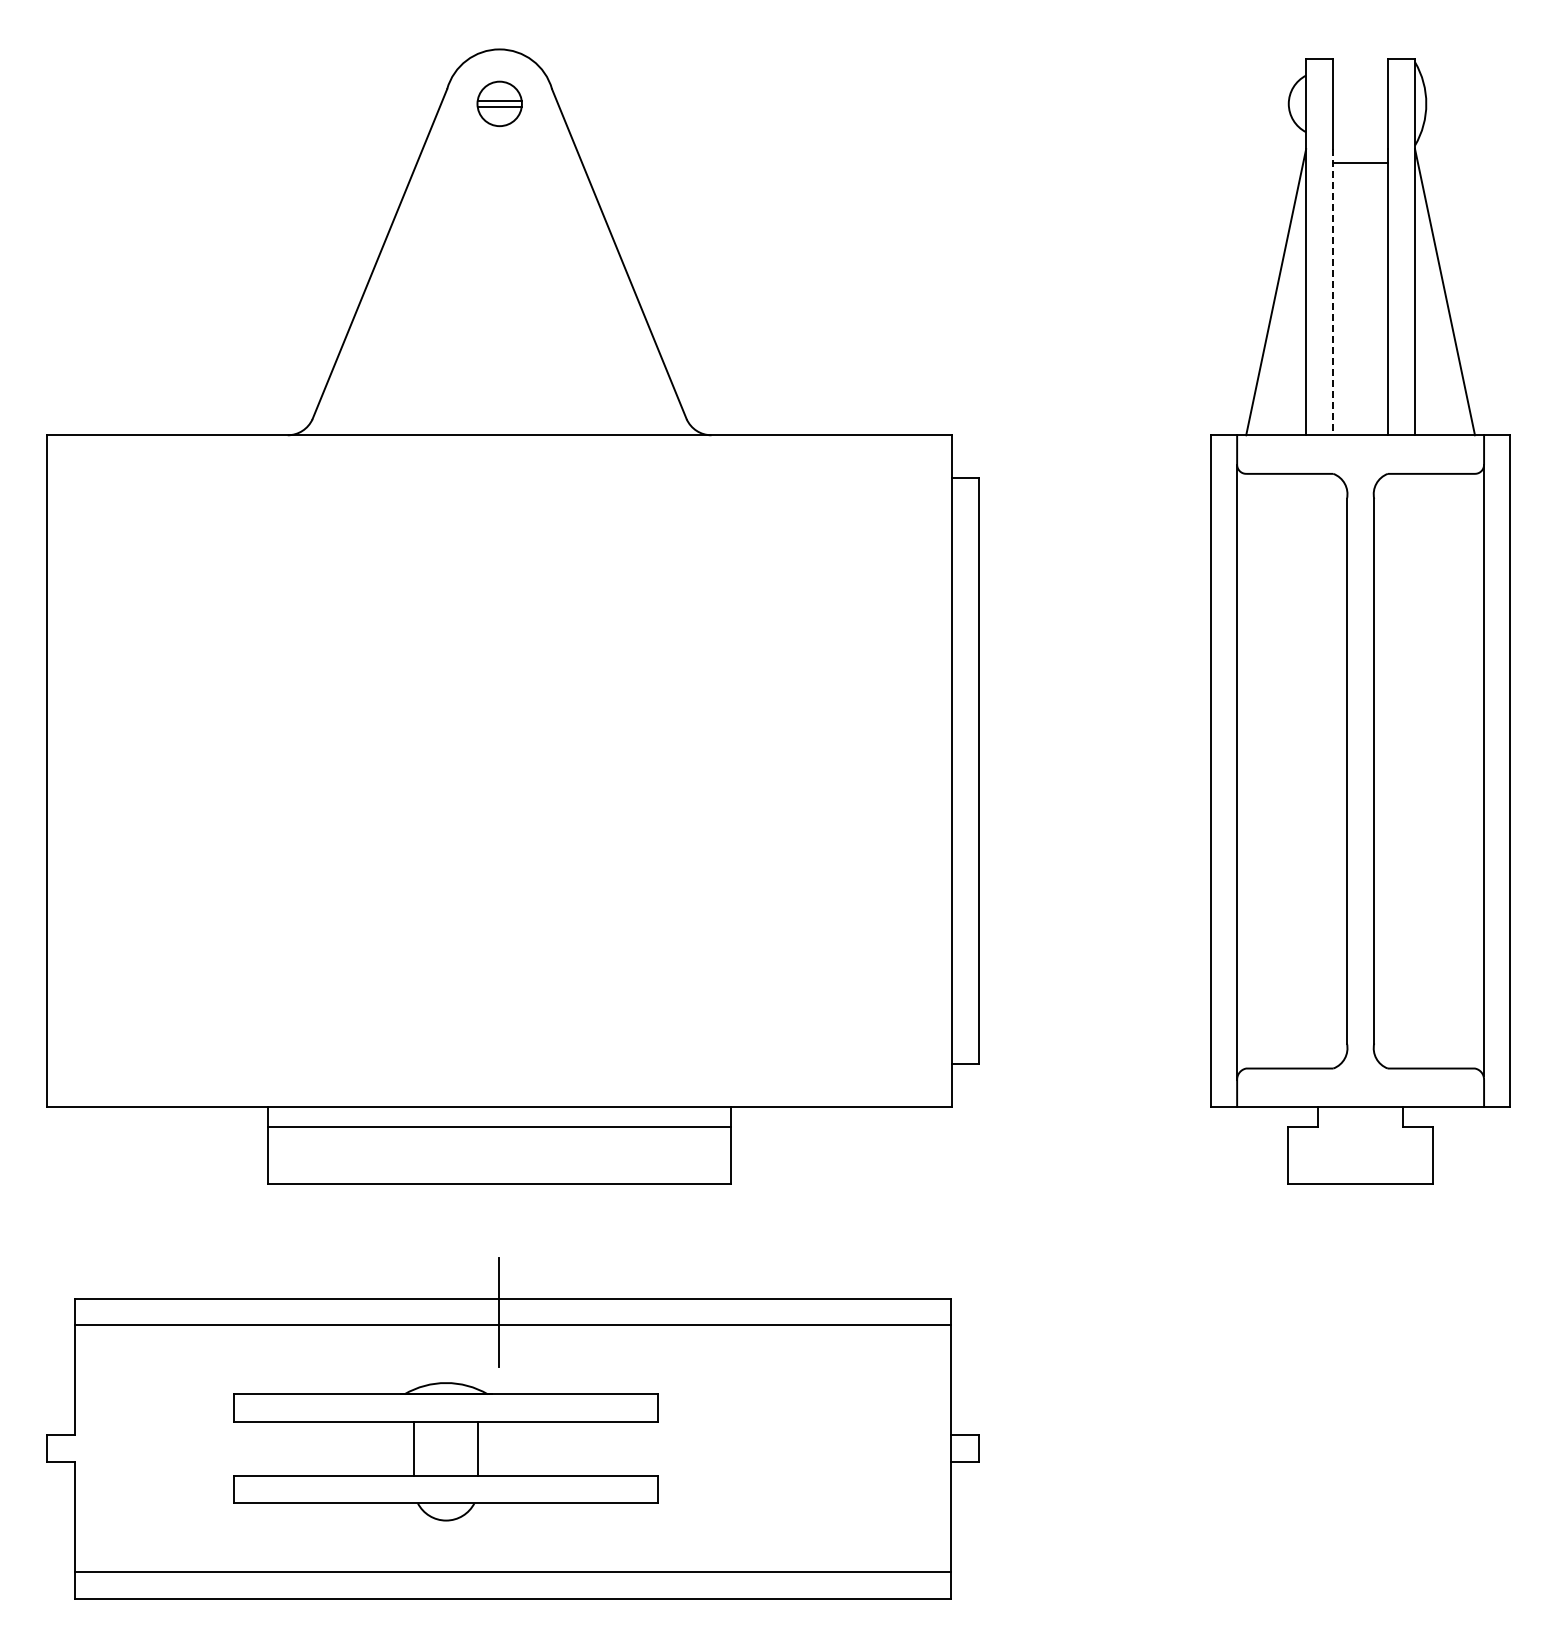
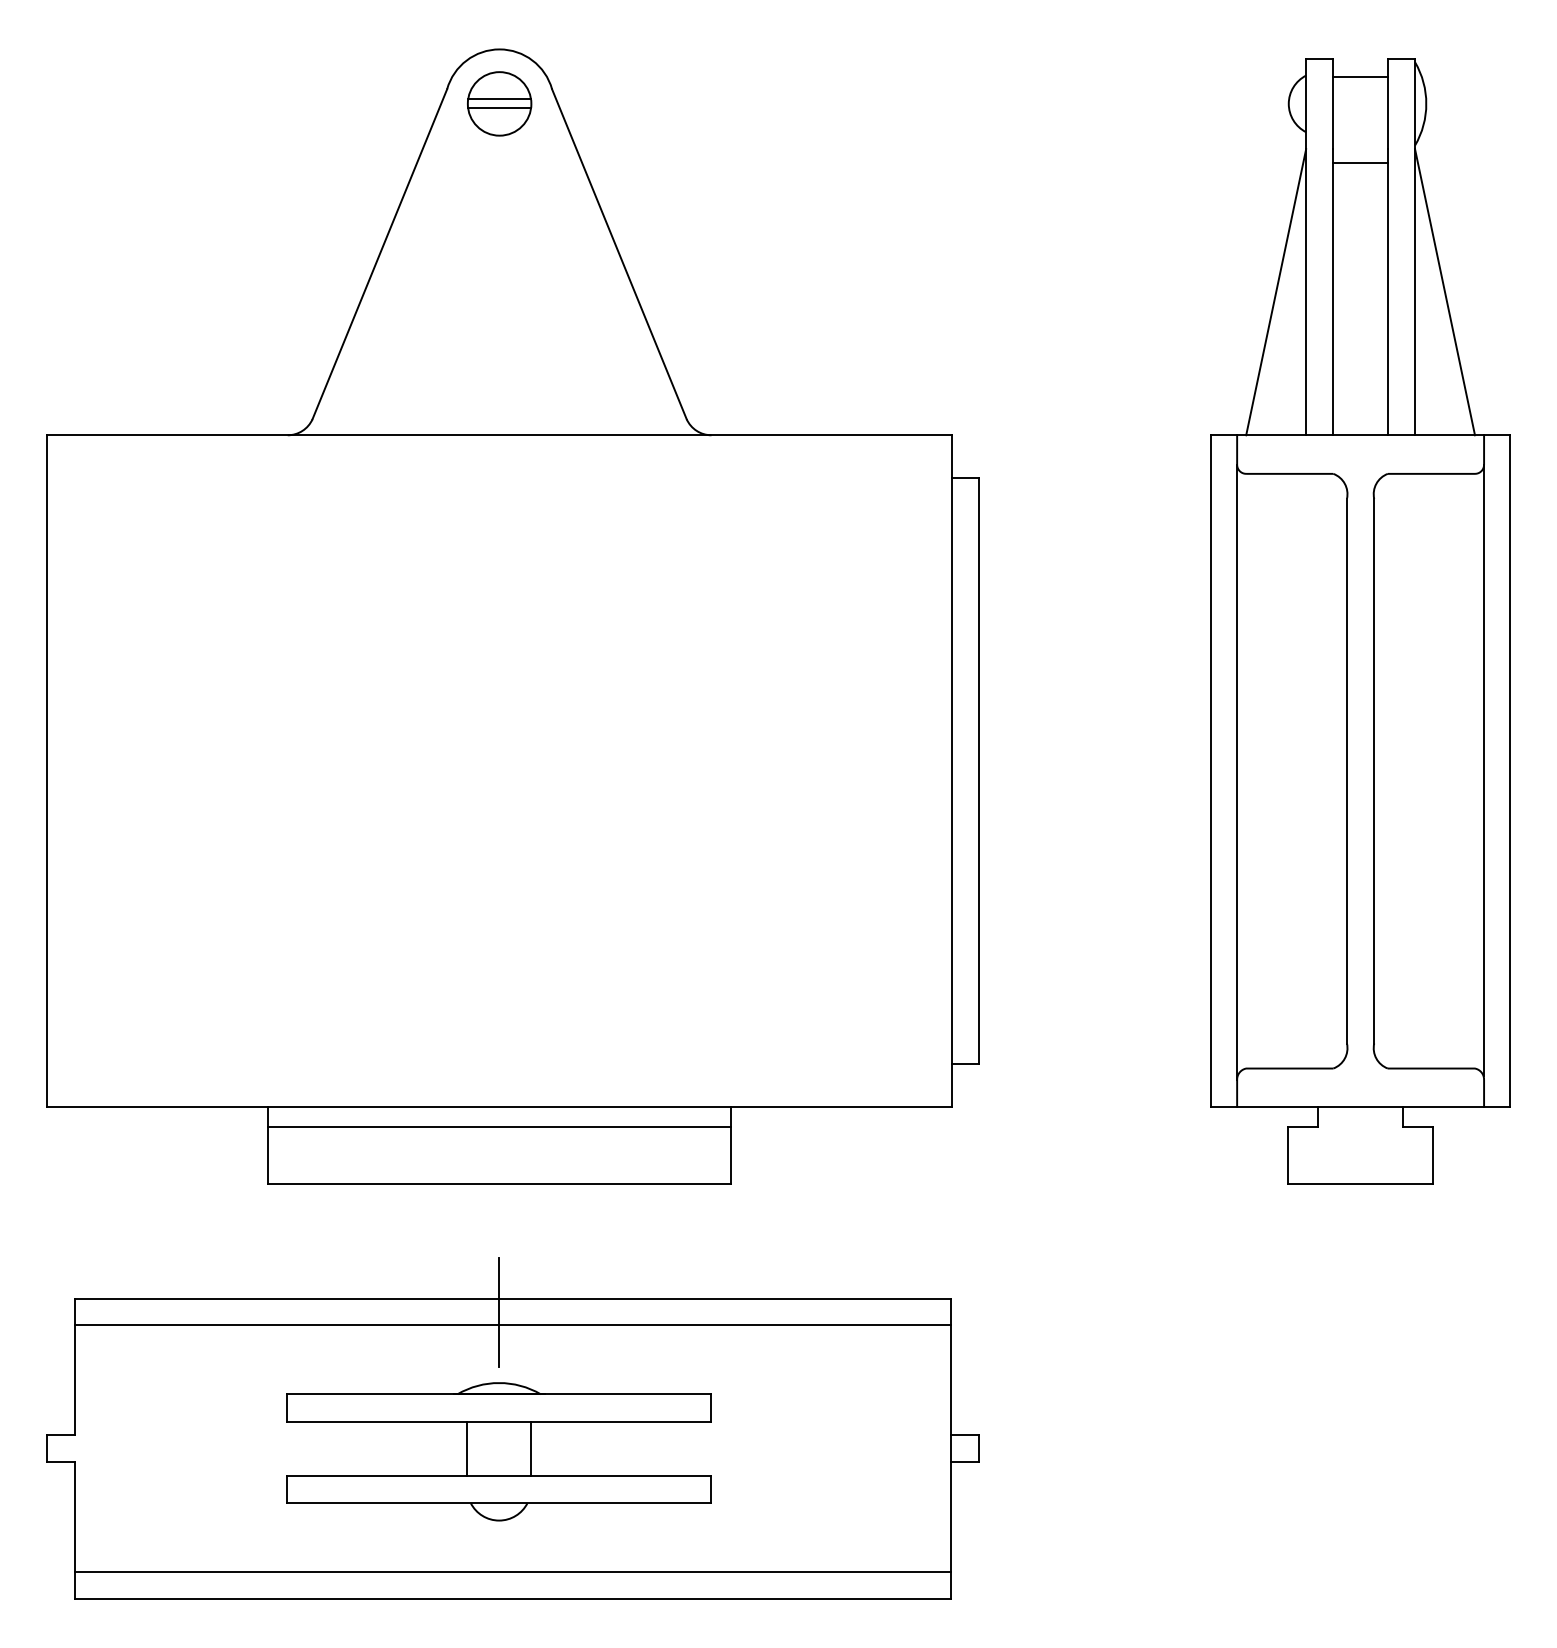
line: none -> present (1360, 76)
part size: 47x48 px -> 66x66 px (499, 103)
line: dashed -> solid (1333, 292)
part position: (445, 1451) -> (498, 1451) (498, 1451)
